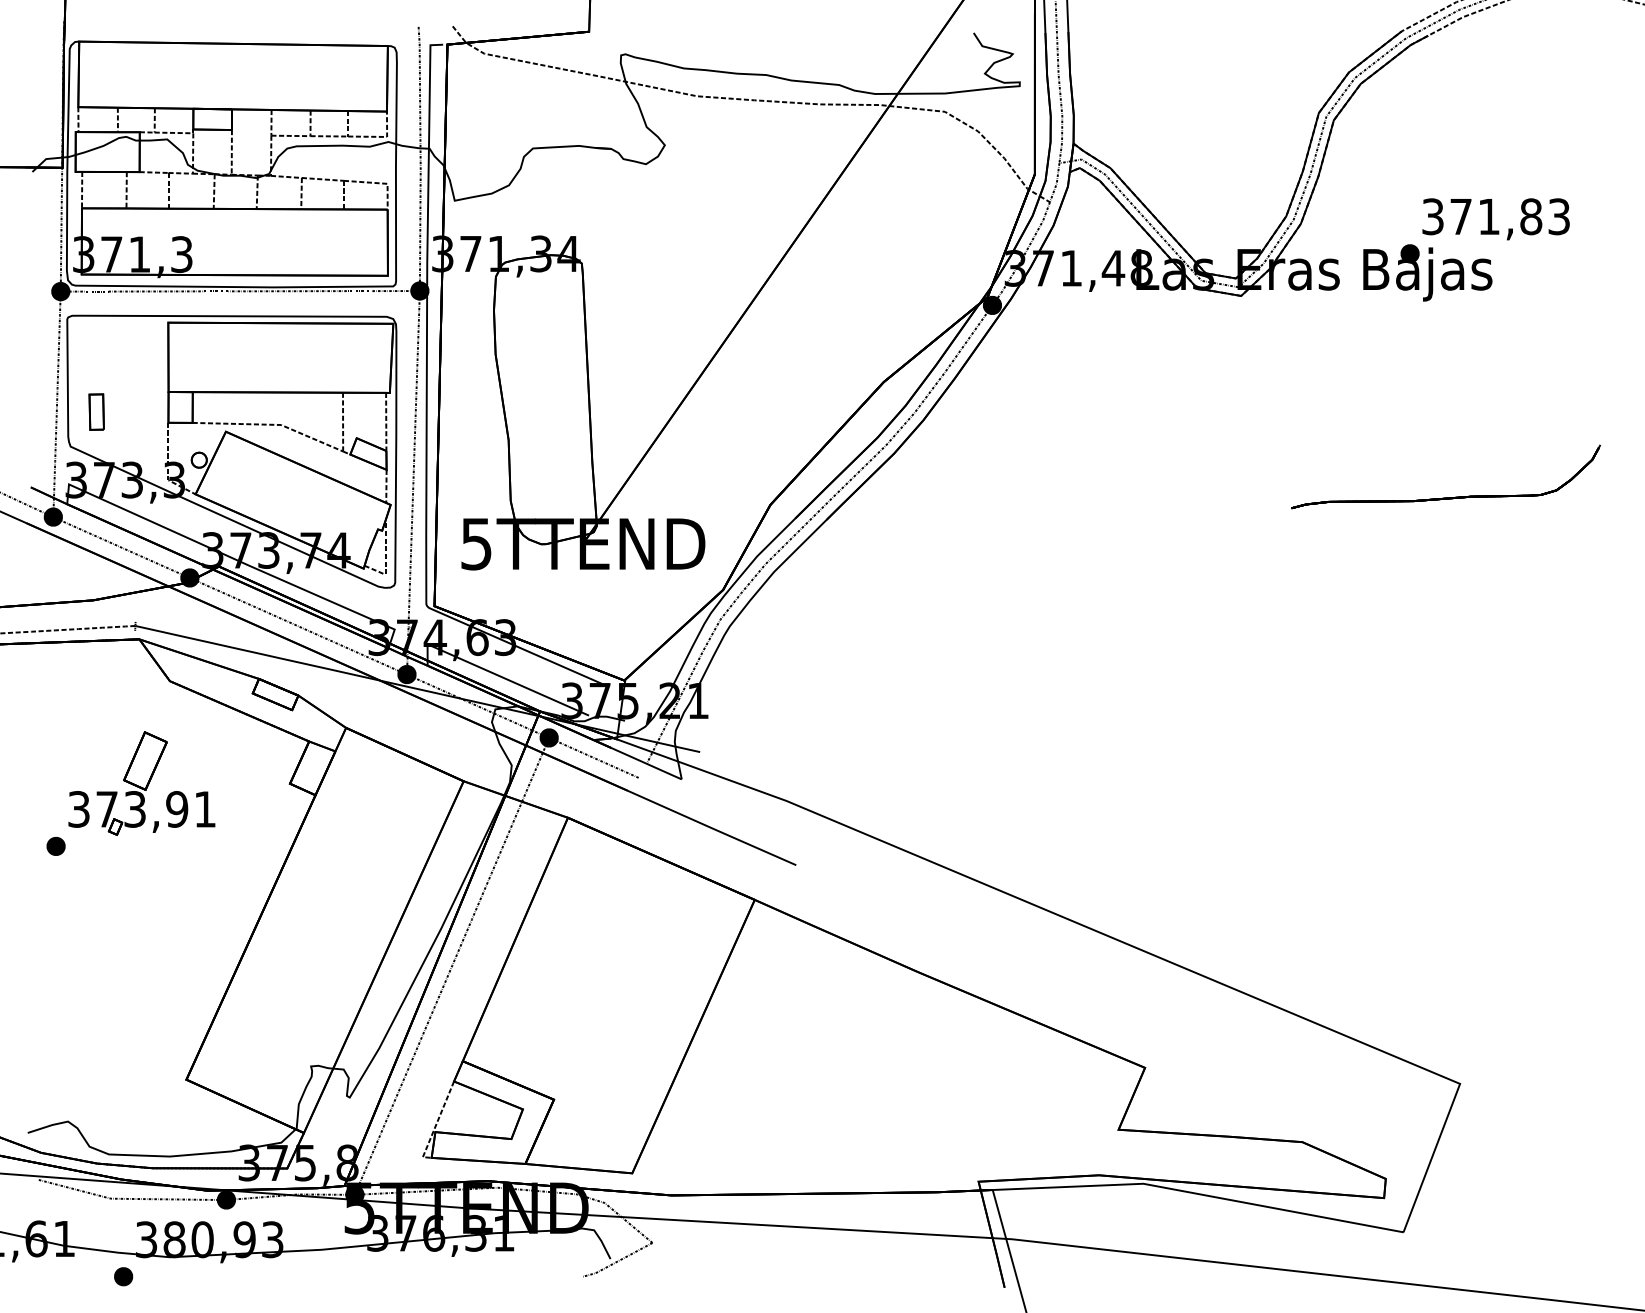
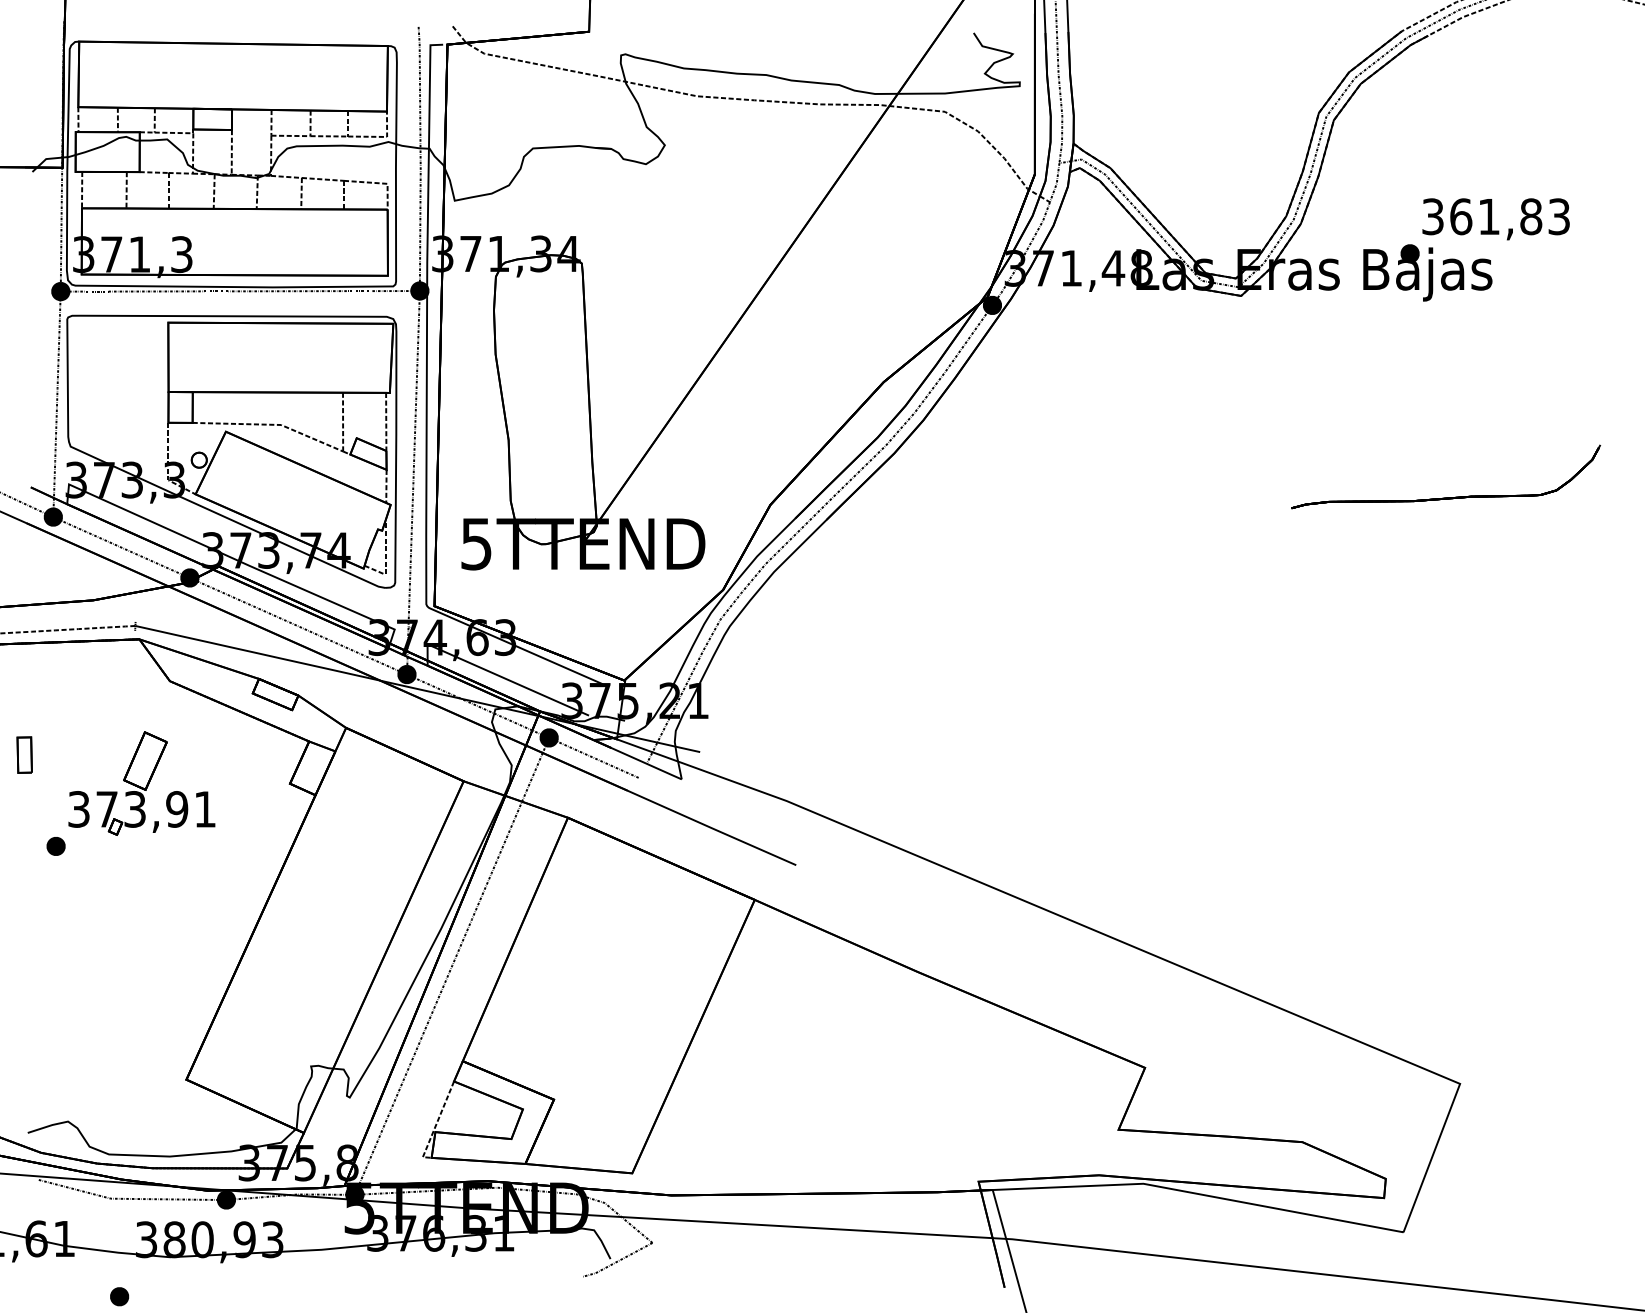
text: 371,83 -> 361,83 (1461, 216)
part position: (96, 411) -> (24, 754) (24, 754)
part position: (123, 1276) -> (119, 1296) (119, 1296)
